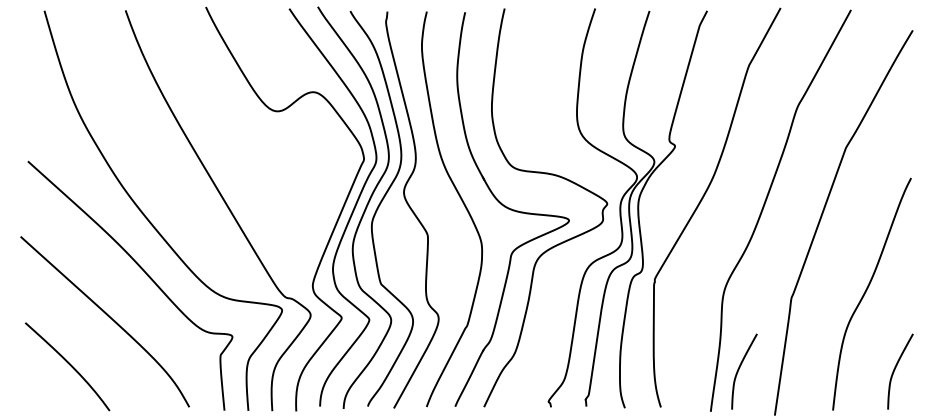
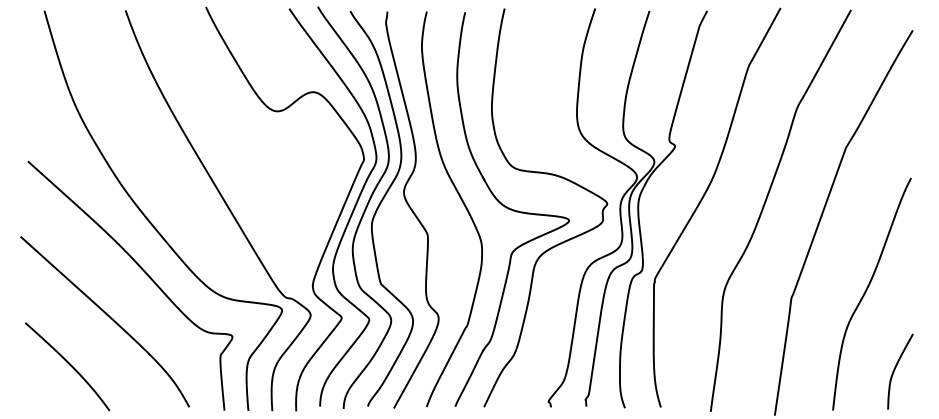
curve: present -> none (739, 370)
